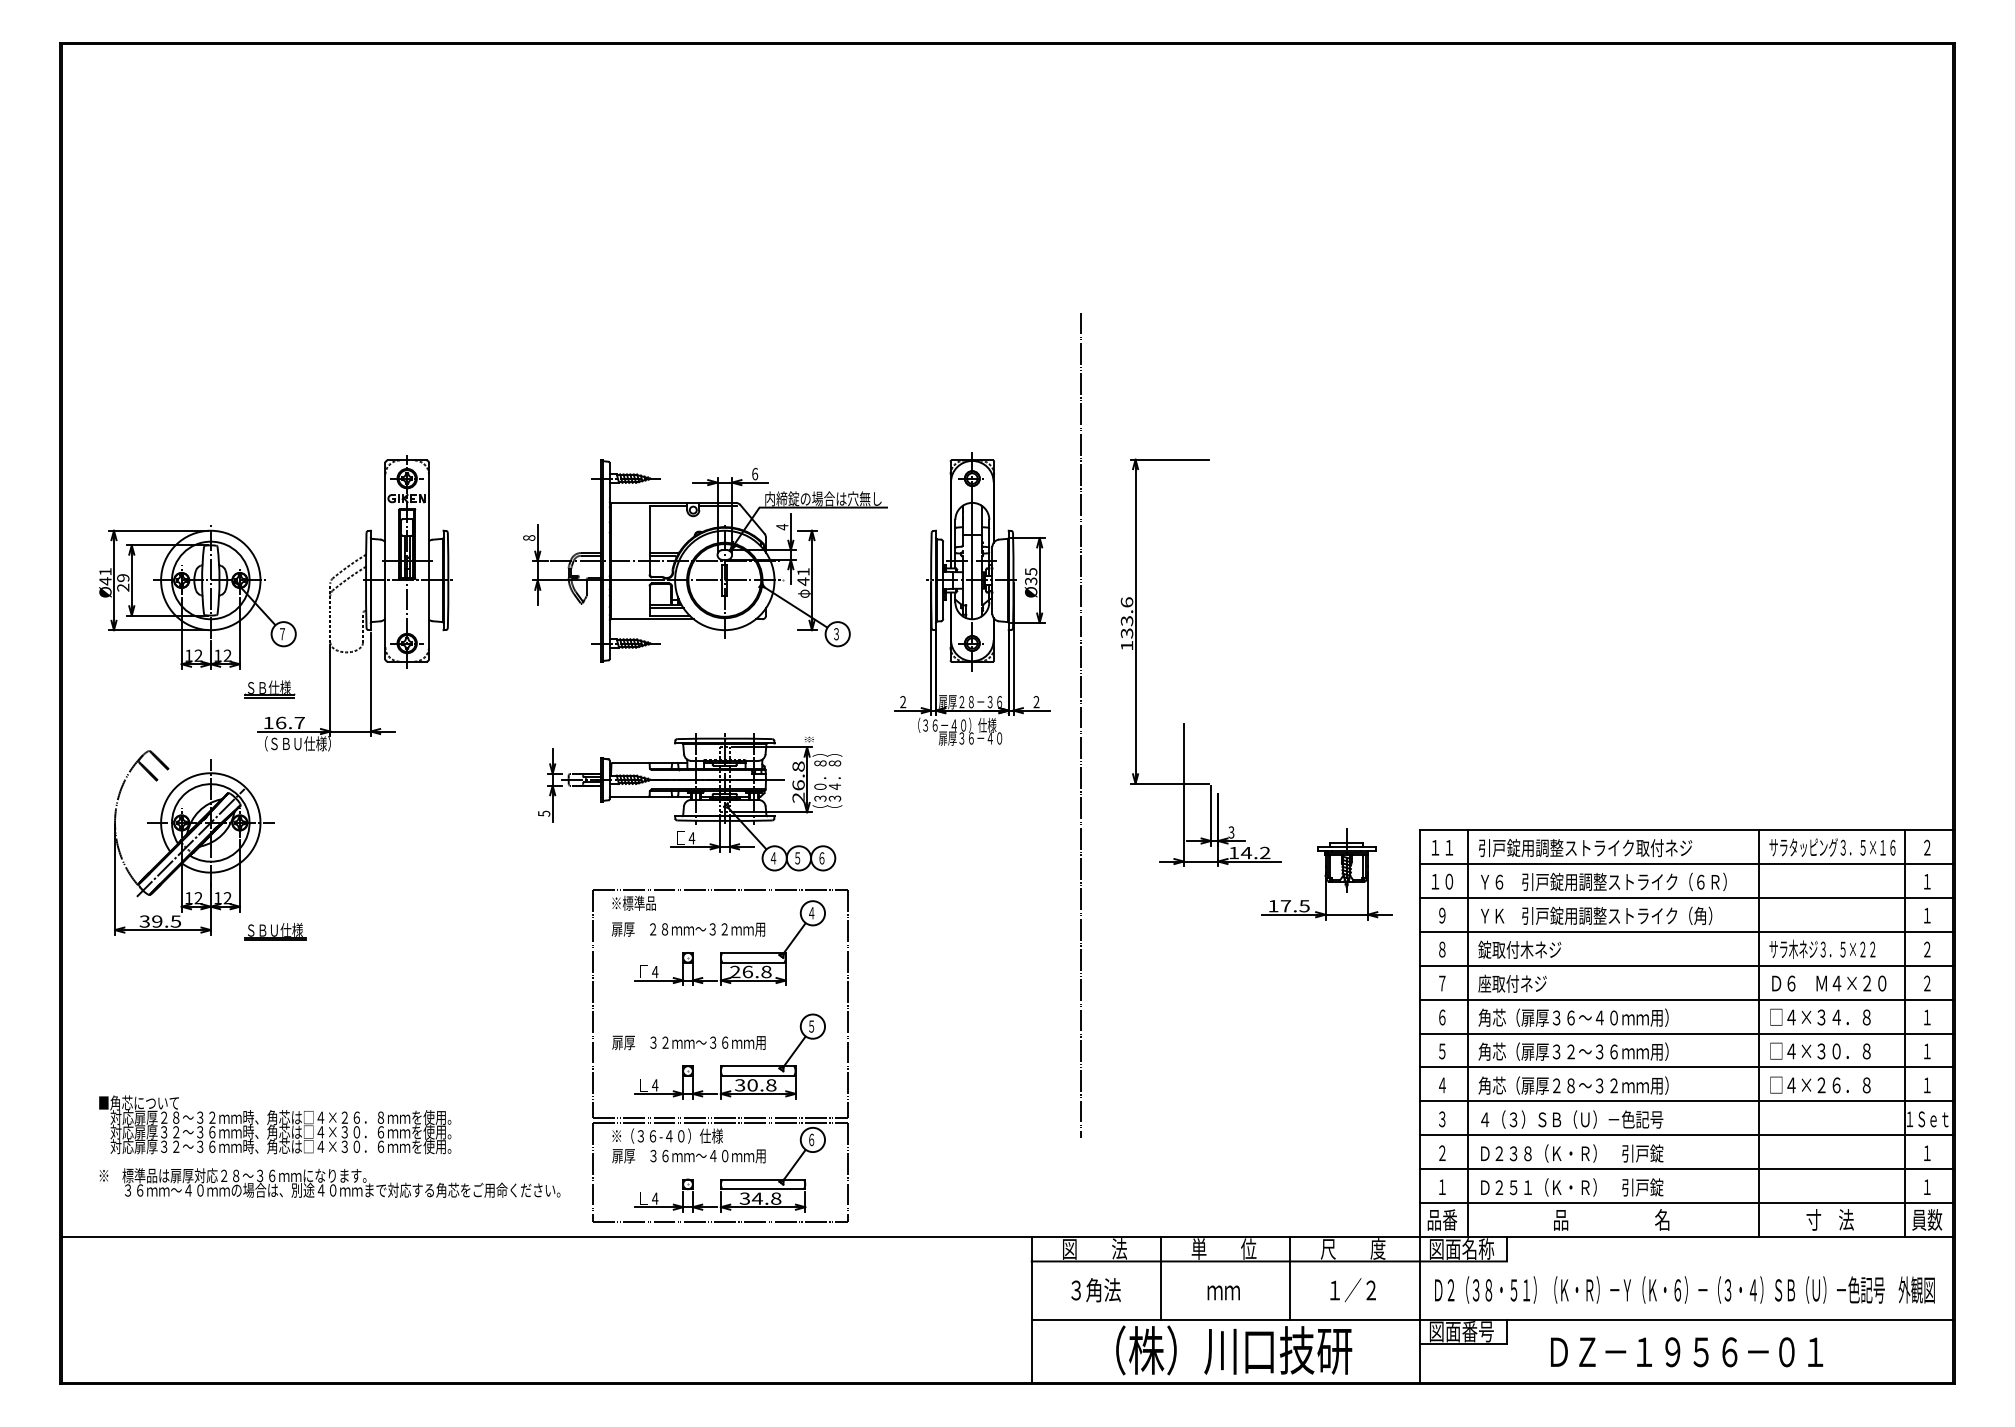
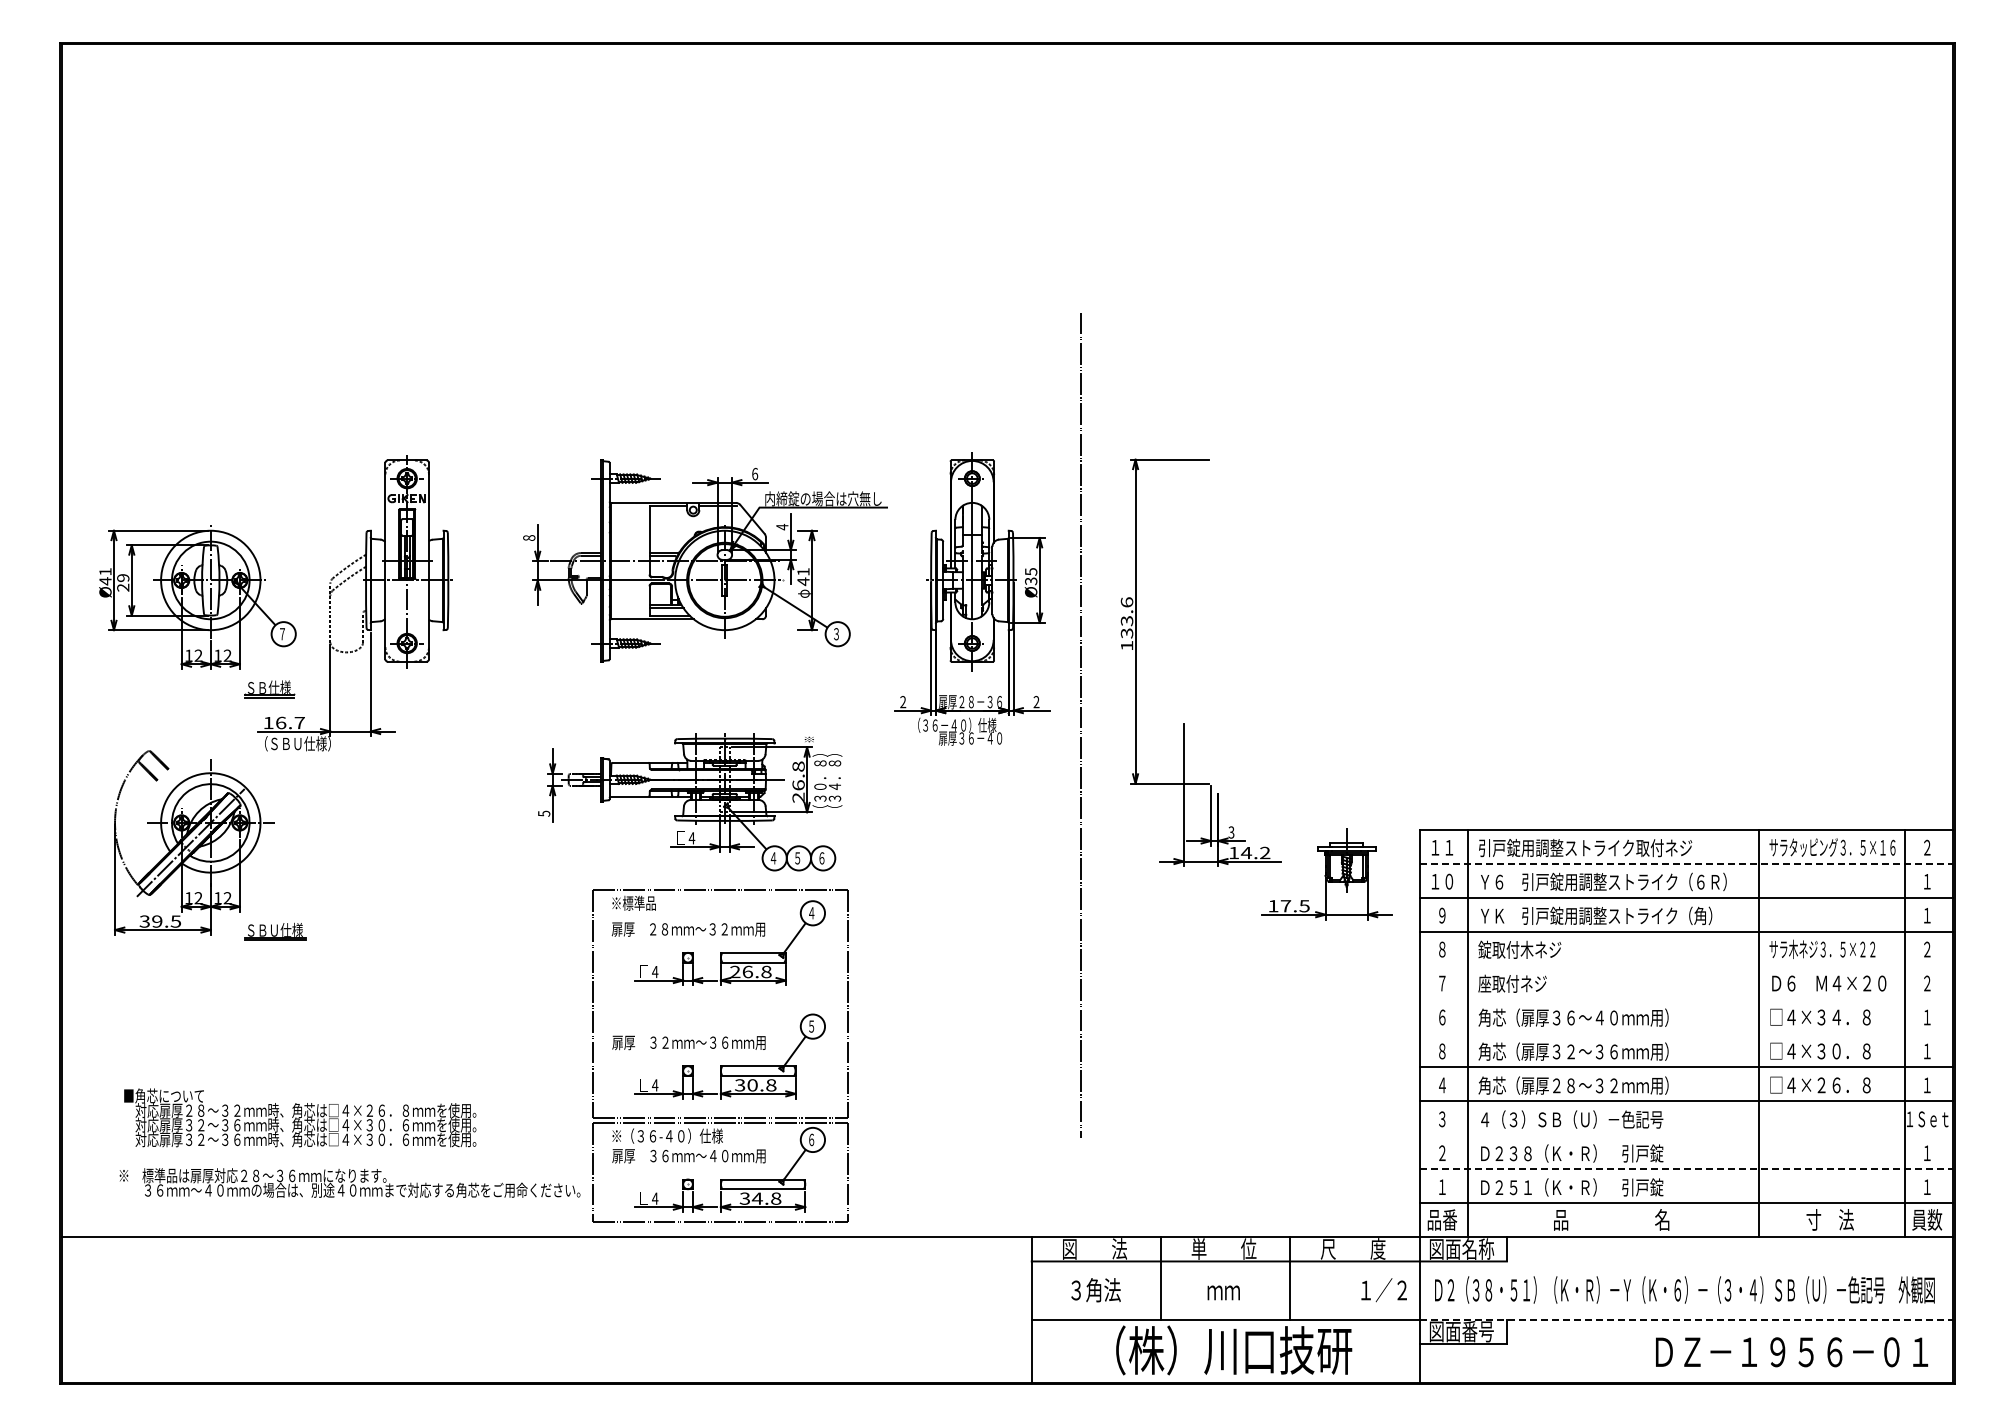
line: solid -> dashed (1686, 863)
line: present -> none (1686, 965)
line: present -> none (1686, 999)
line: present -> none (1686, 1033)
text: ５ -> ８ (1442, 1051)
text position: (275, 1124) -> (300, 1117) (300, 1117)
line: present -> none (1686, 1135)
line: solid -> dashed (1686, 1169)
text position: (329, 1182) -> (349, 1182) (349, 1182)
text position: (1352, 1290) -> (1383, 1290) (1383, 1290)
line: solid -> dashed (1686, 1319)
text position: (1687, 1352) -> (1792, 1352) (1792, 1352)
